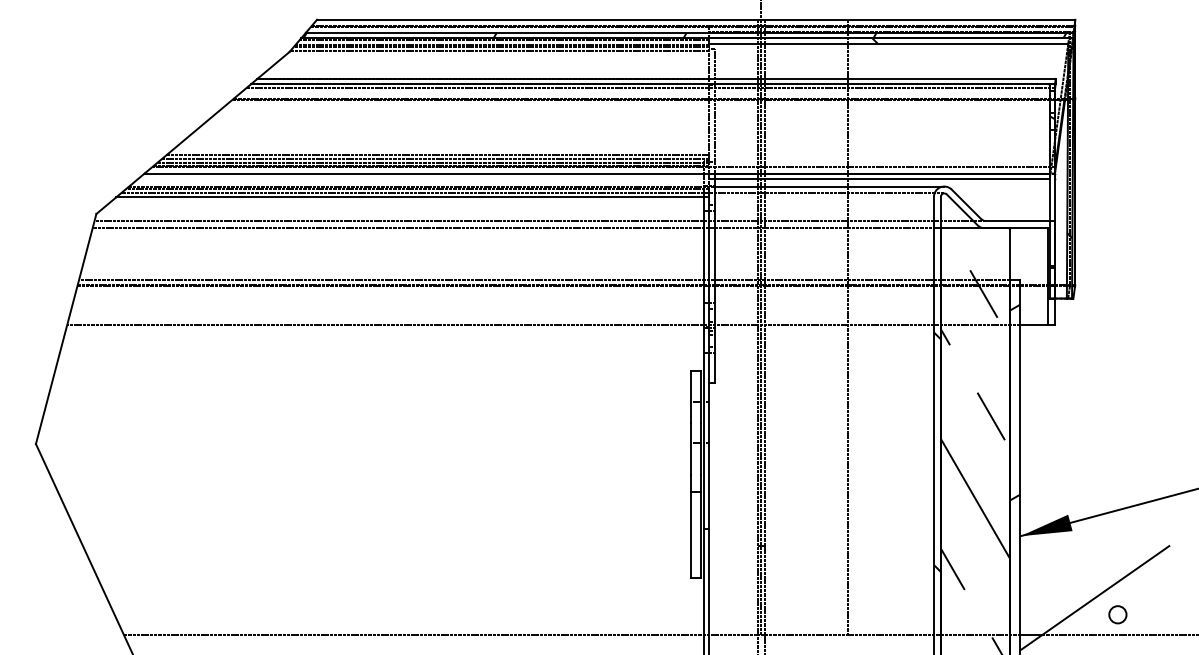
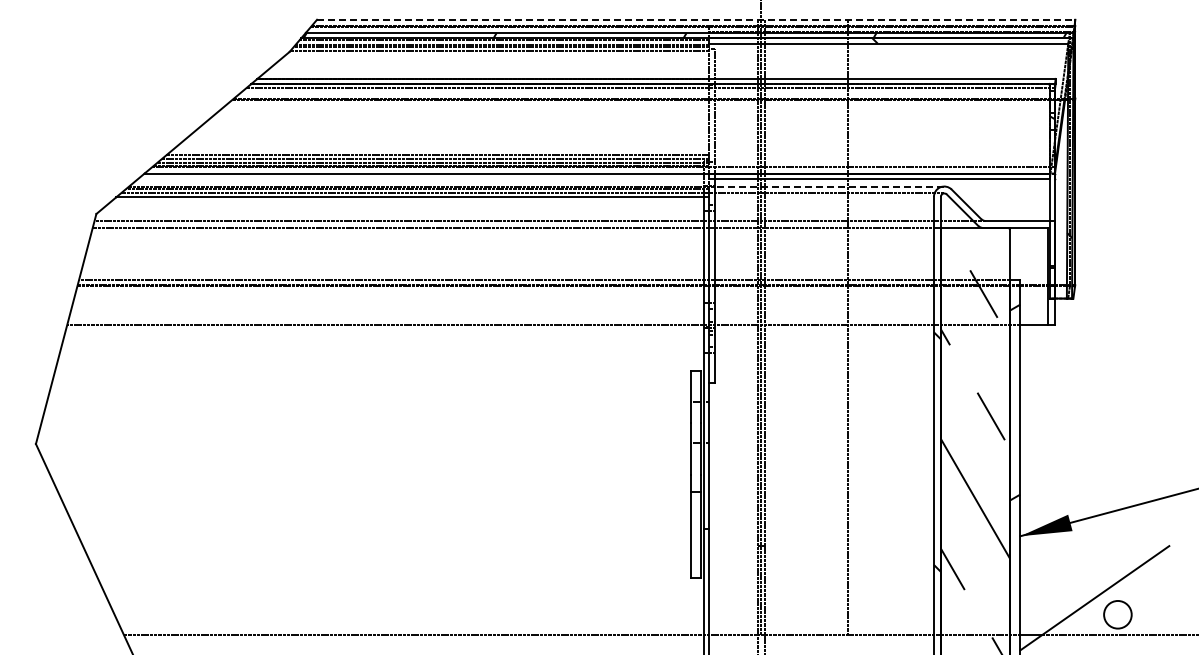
line: solid -> dashed (696, 19)
line: solid -> dashed (829, 186)
circle diameter: 17 px -> 28 px (1117, 614)
